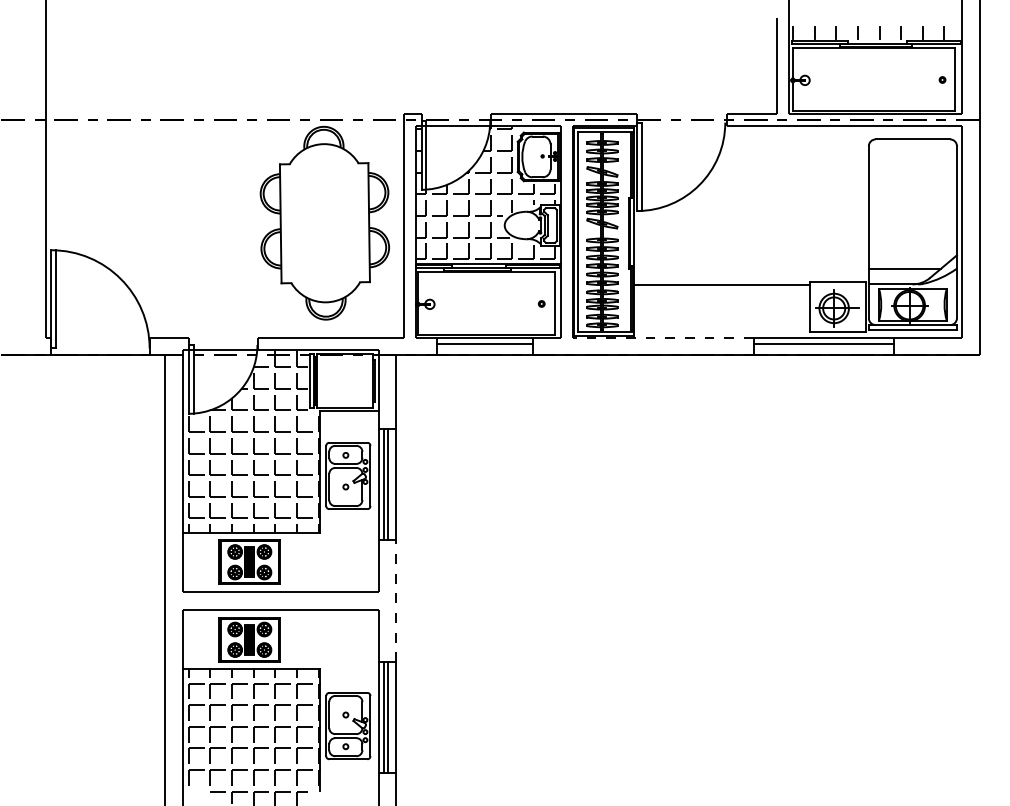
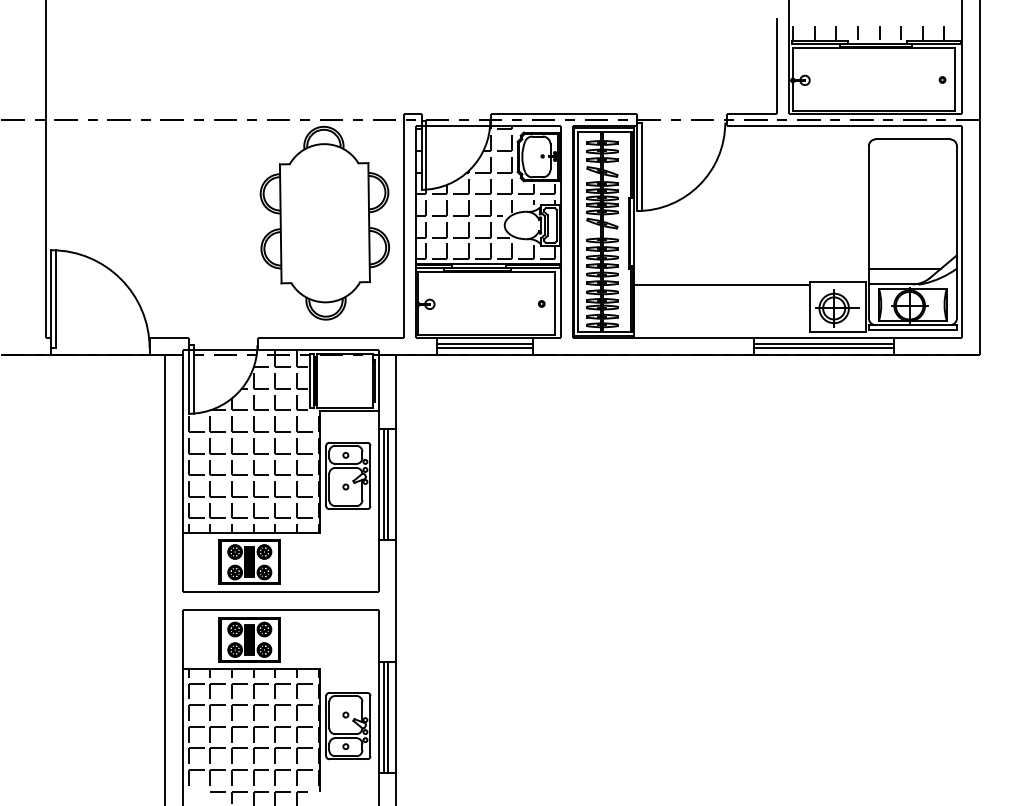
line: dashed -> solid (662, 337)
line: none -> present (484, 347)
line: none -> present (823, 347)
line: dashed -> solid (396, 600)
